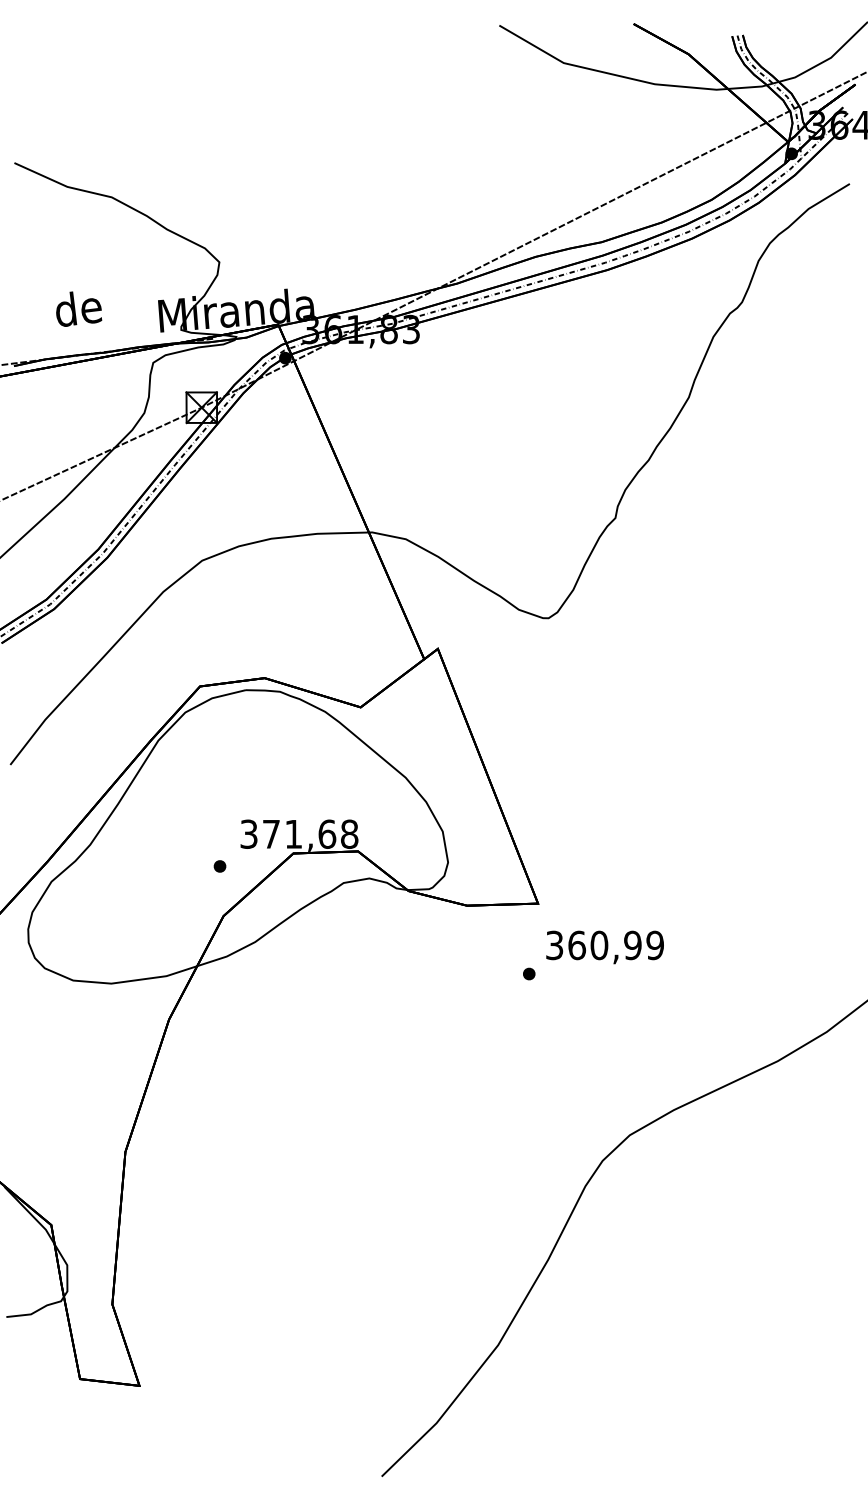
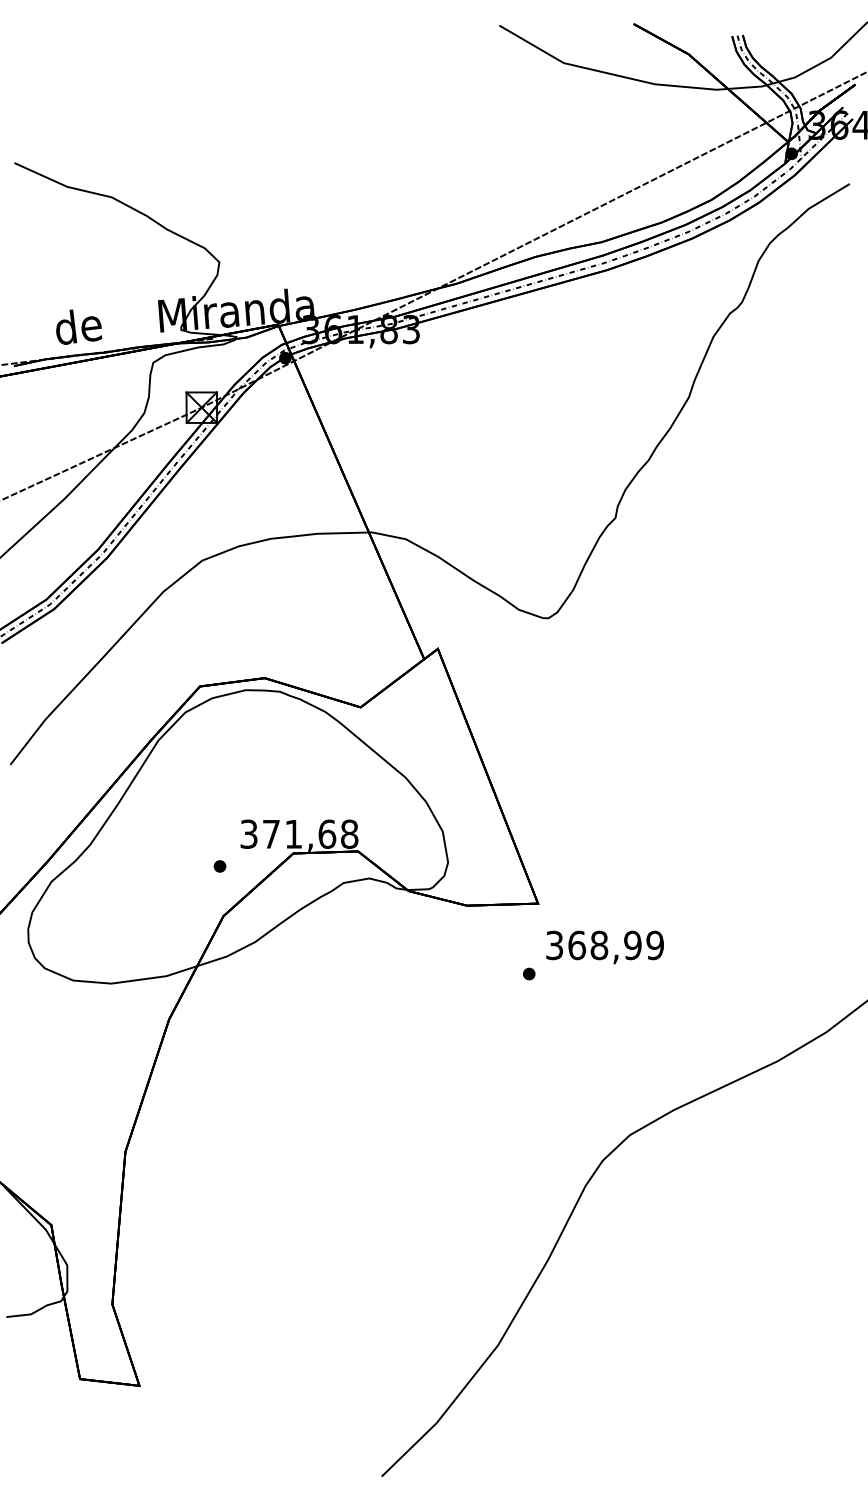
text position: (79, 308) -> (79, 326) (79, 326)
text: 360,99 -> 368,99 (599, 945)
